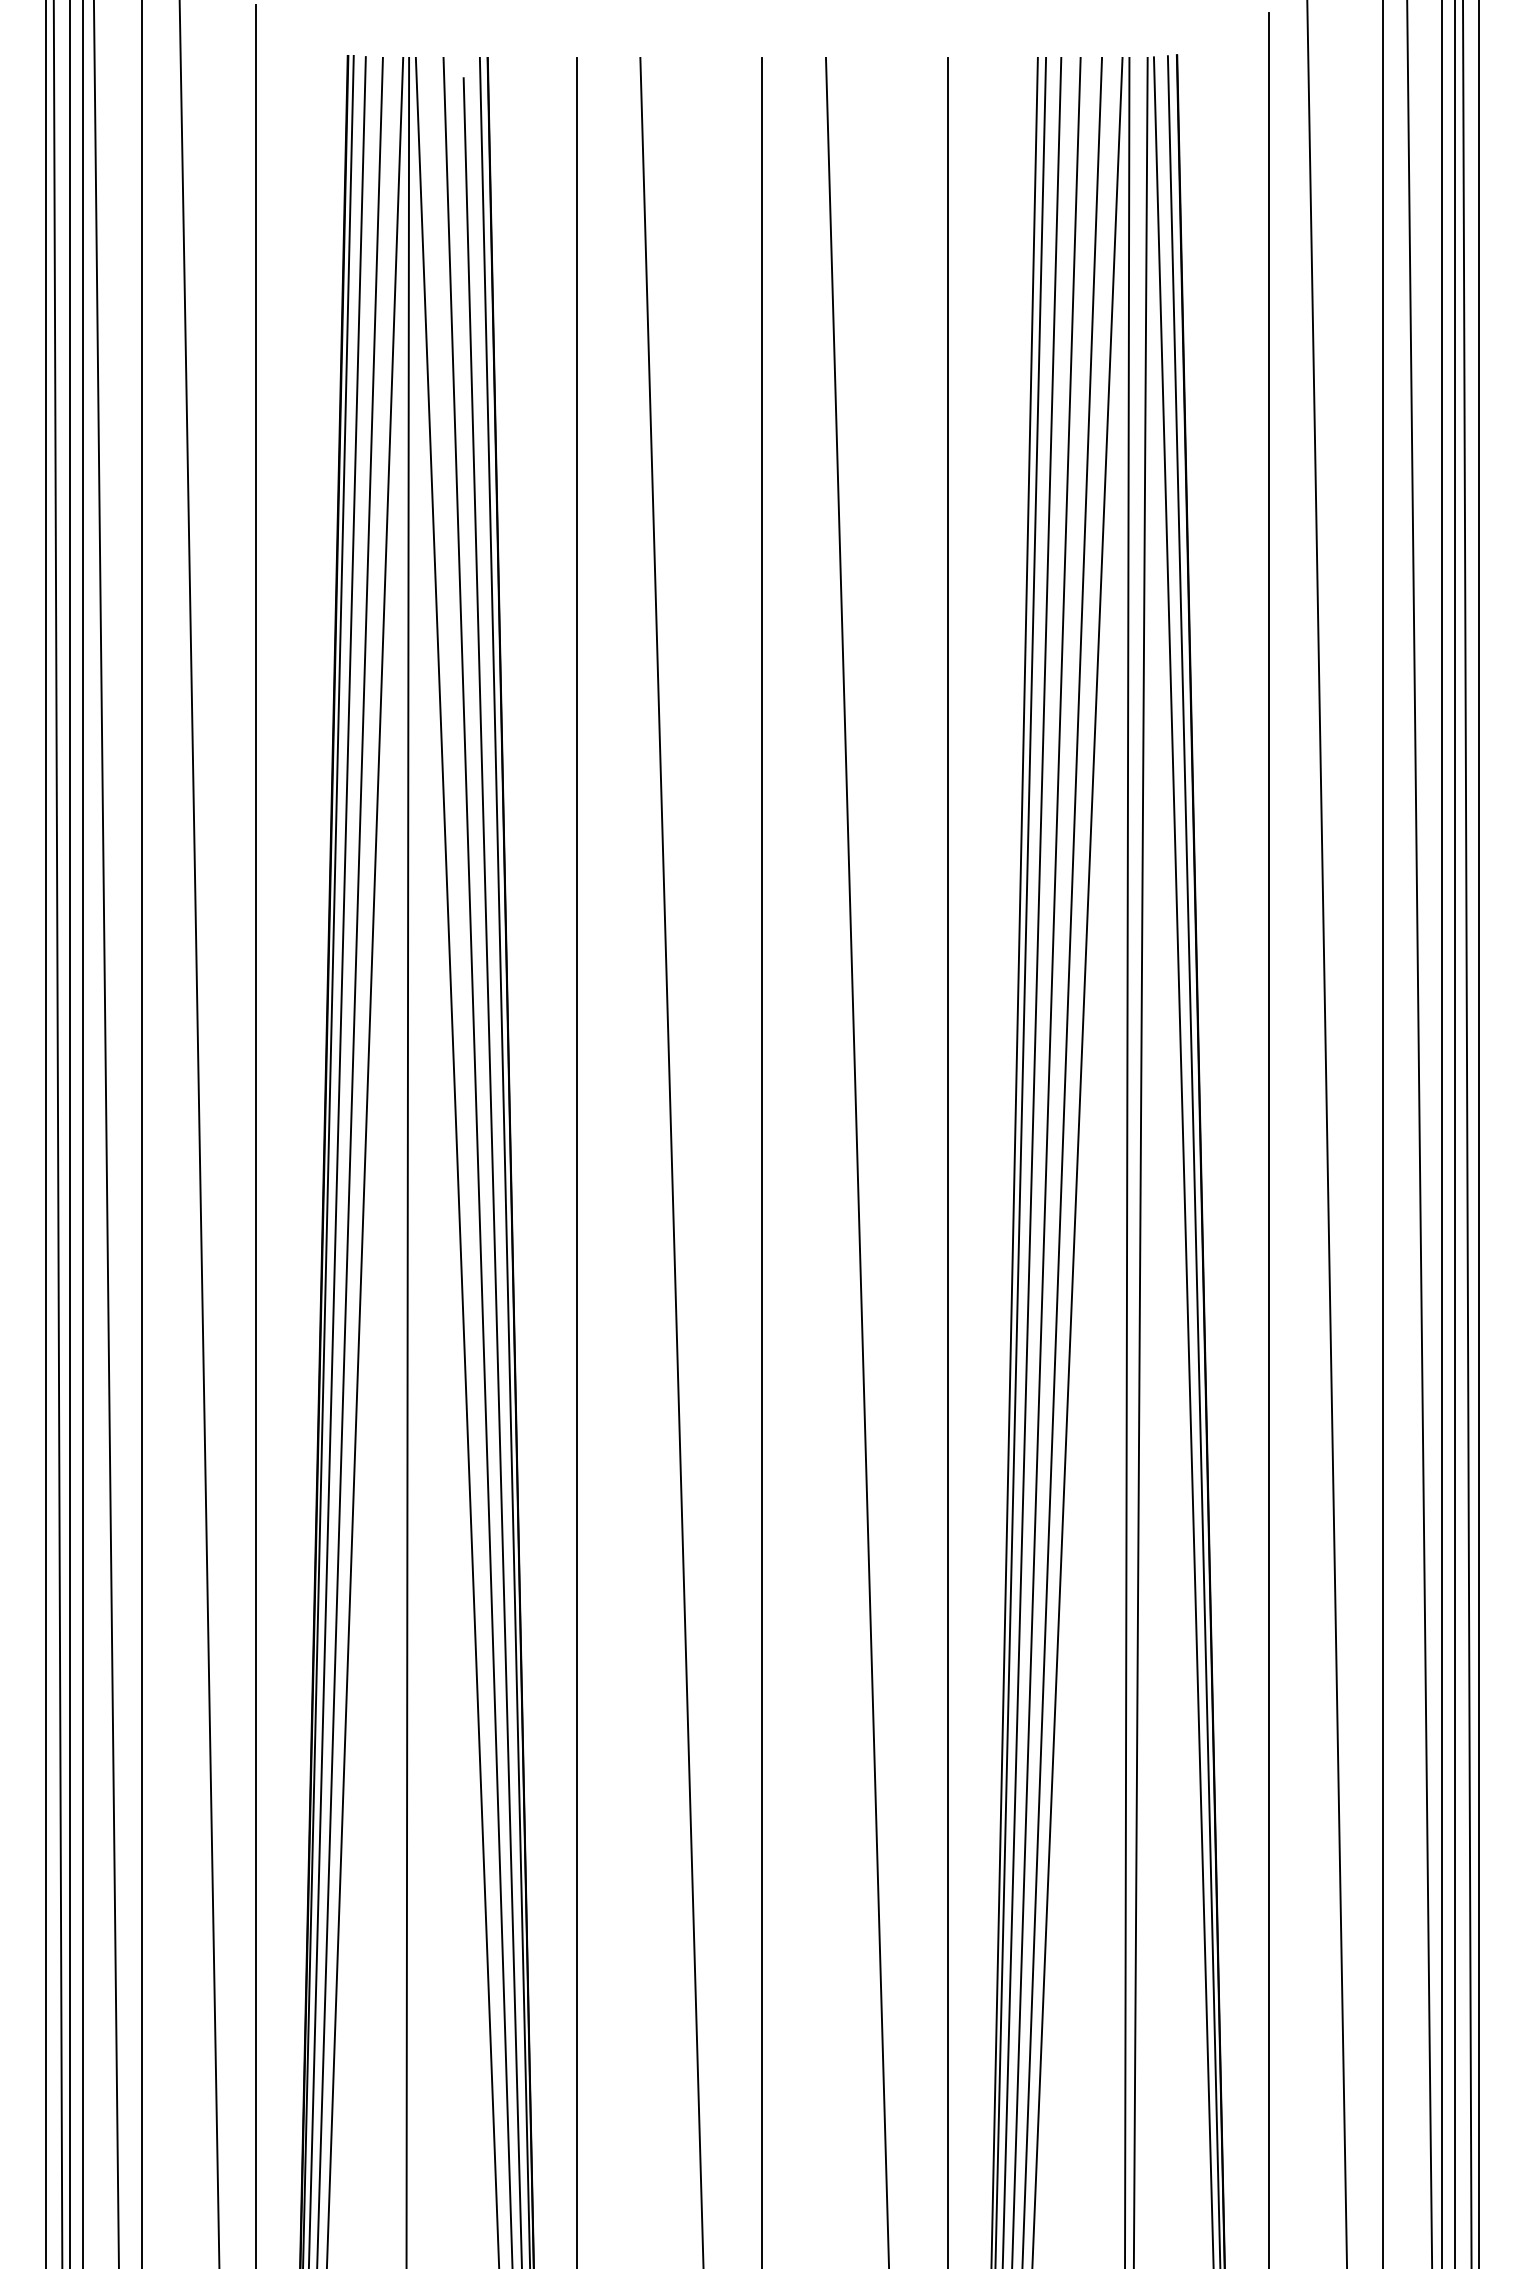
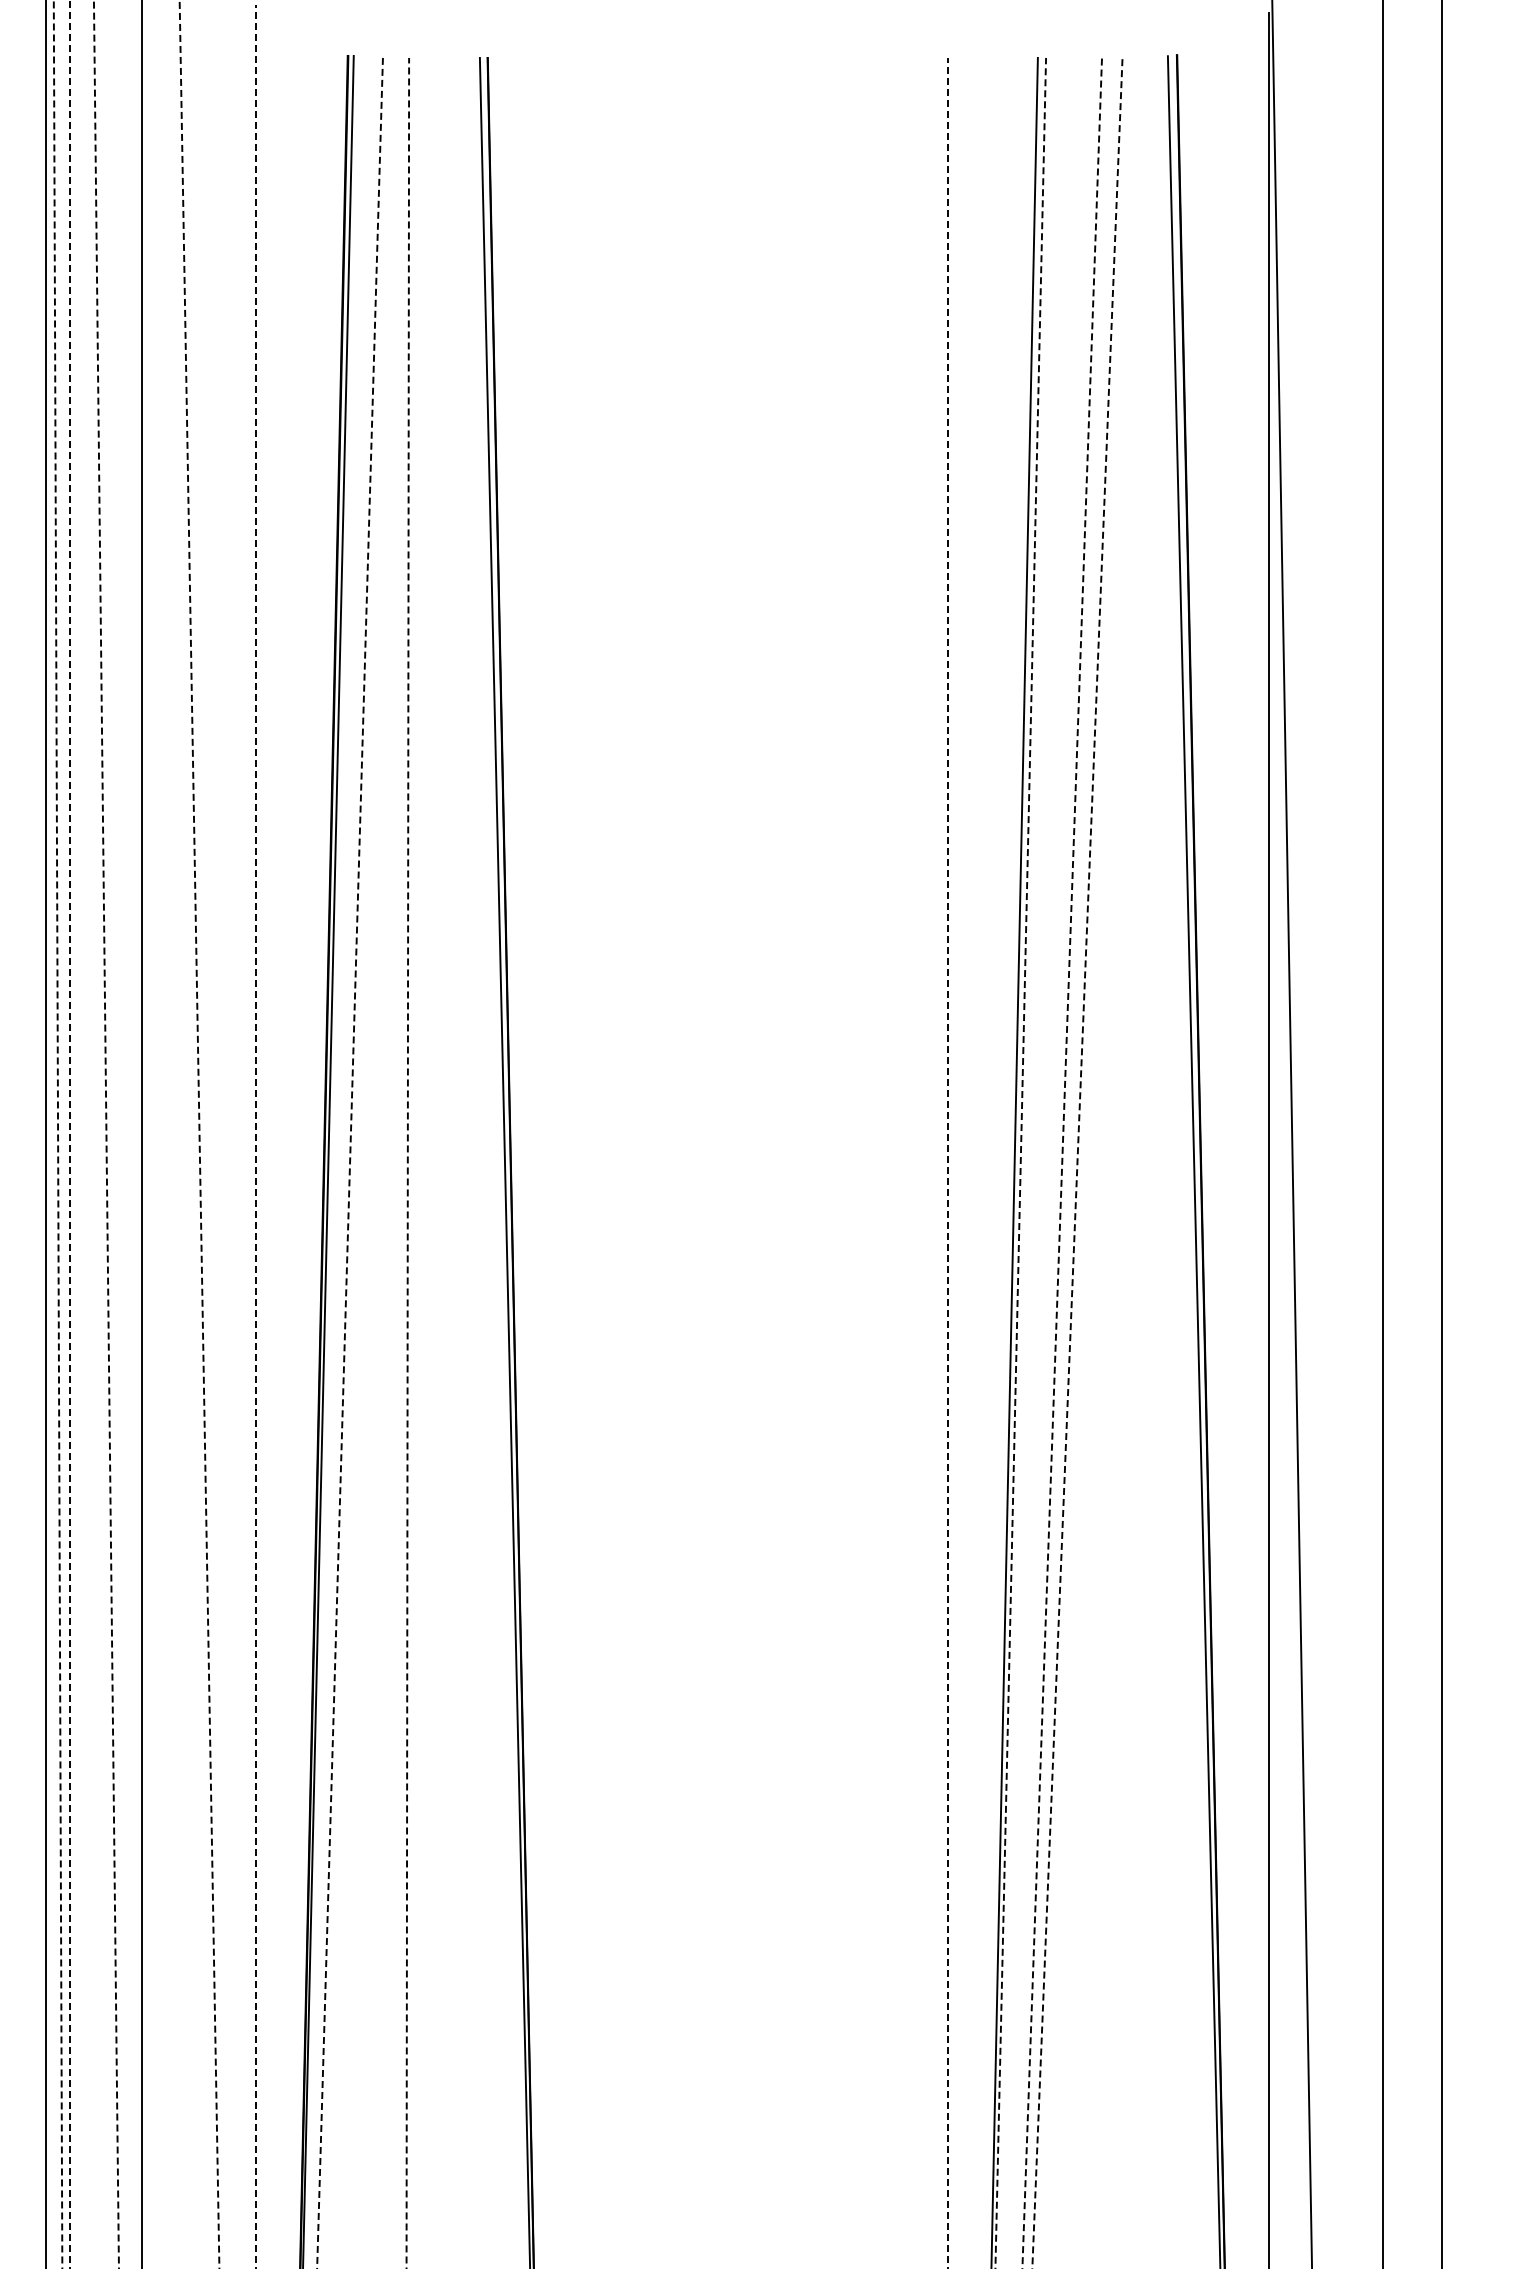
line: present -> none (83, 1133)
line position: (1327, 1133) -> (1291, 1133) (1291, 1133)
line: present -> none (1419, 1133)
line: present -> none (1454, 1133)
line: present -> none (1467, 1133)
line: present -> none (1479, 1133)
line: solid -> dashed (58, 1134)
line: solid -> dashed (70, 1134)
line: solid -> dashed (106, 1134)
line: solid -> dashed (199, 1134)
line: solid -> dashed (255, 1136)
line: present -> none (336, 1161)
line: present -> none (365, 1161)
line: present -> none (457, 1161)
line: present -> none (477, 1161)
line: present -> none (576, 1161)
line: present -> none (671, 1161)
line: present -> none (762, 1161)
line: present -> none (856, 1161)
line: present -> none (1031, 1161)
line: present -> none (1046, 1161)
line: present -> none (1127, 1161)
line: present -> none (1140, 1161)
line: present -> none (1183, 1161)
line: solid -> dashed (407, 1162)
line: solid -> dashed (948, 1162)
line: solid -> dashed (1077, 1162)
line: solid -> dashed (350, 1163)
line: solid -> dashed (1020, 1163)
line: solid -> dashed (1062, 1163)
line: present -> none (492, 1171)
